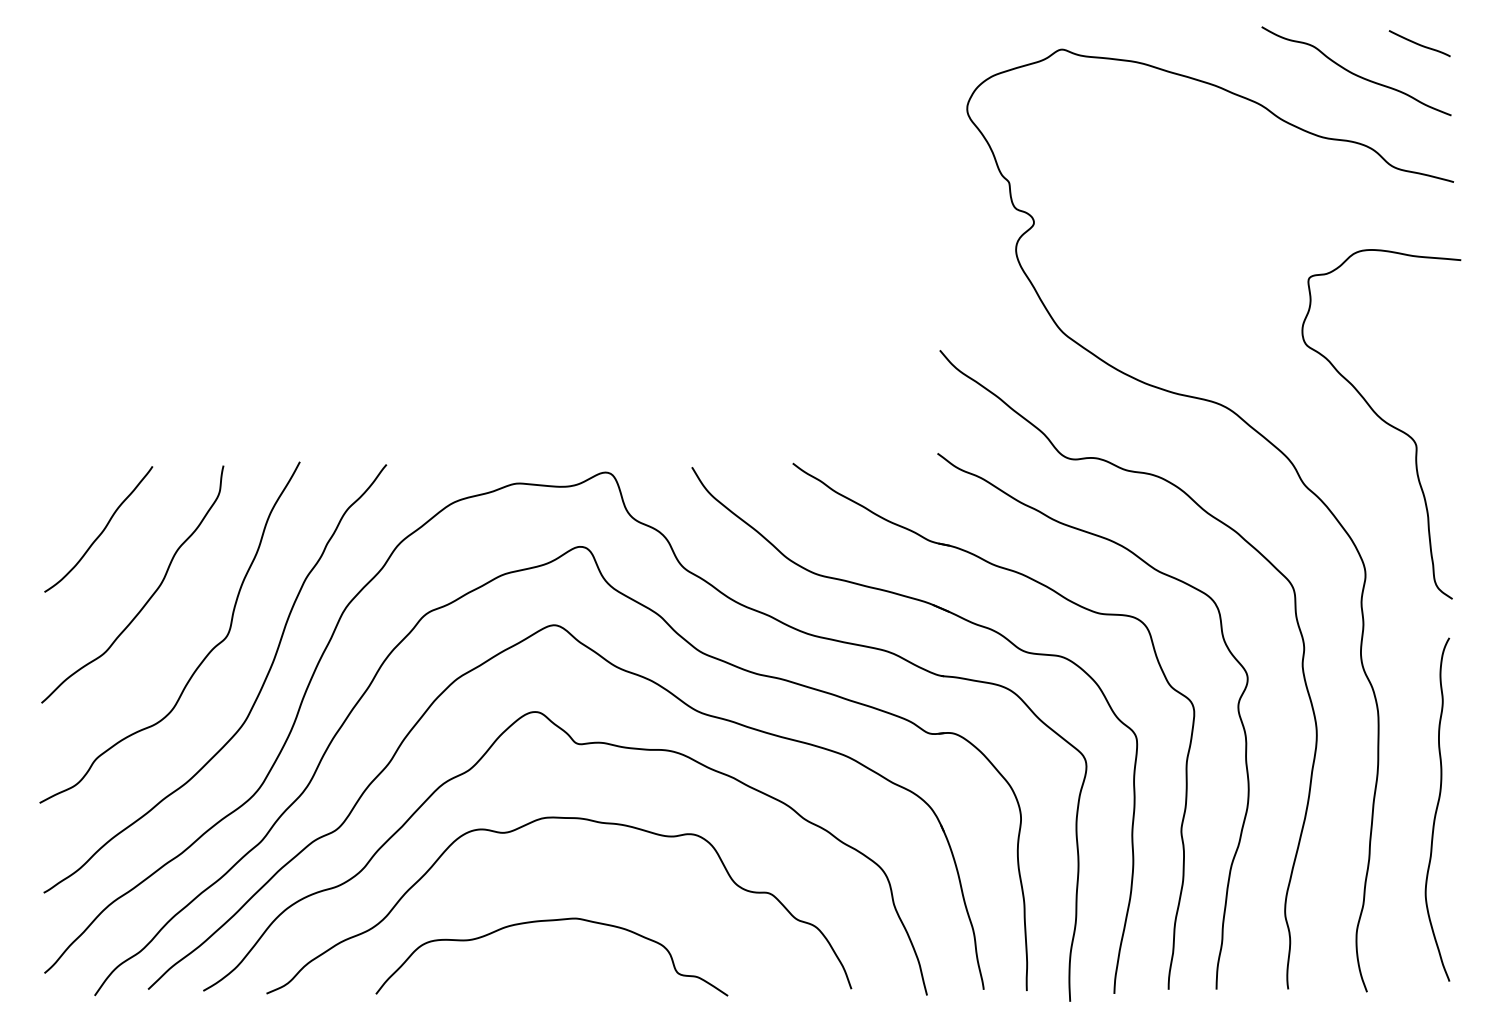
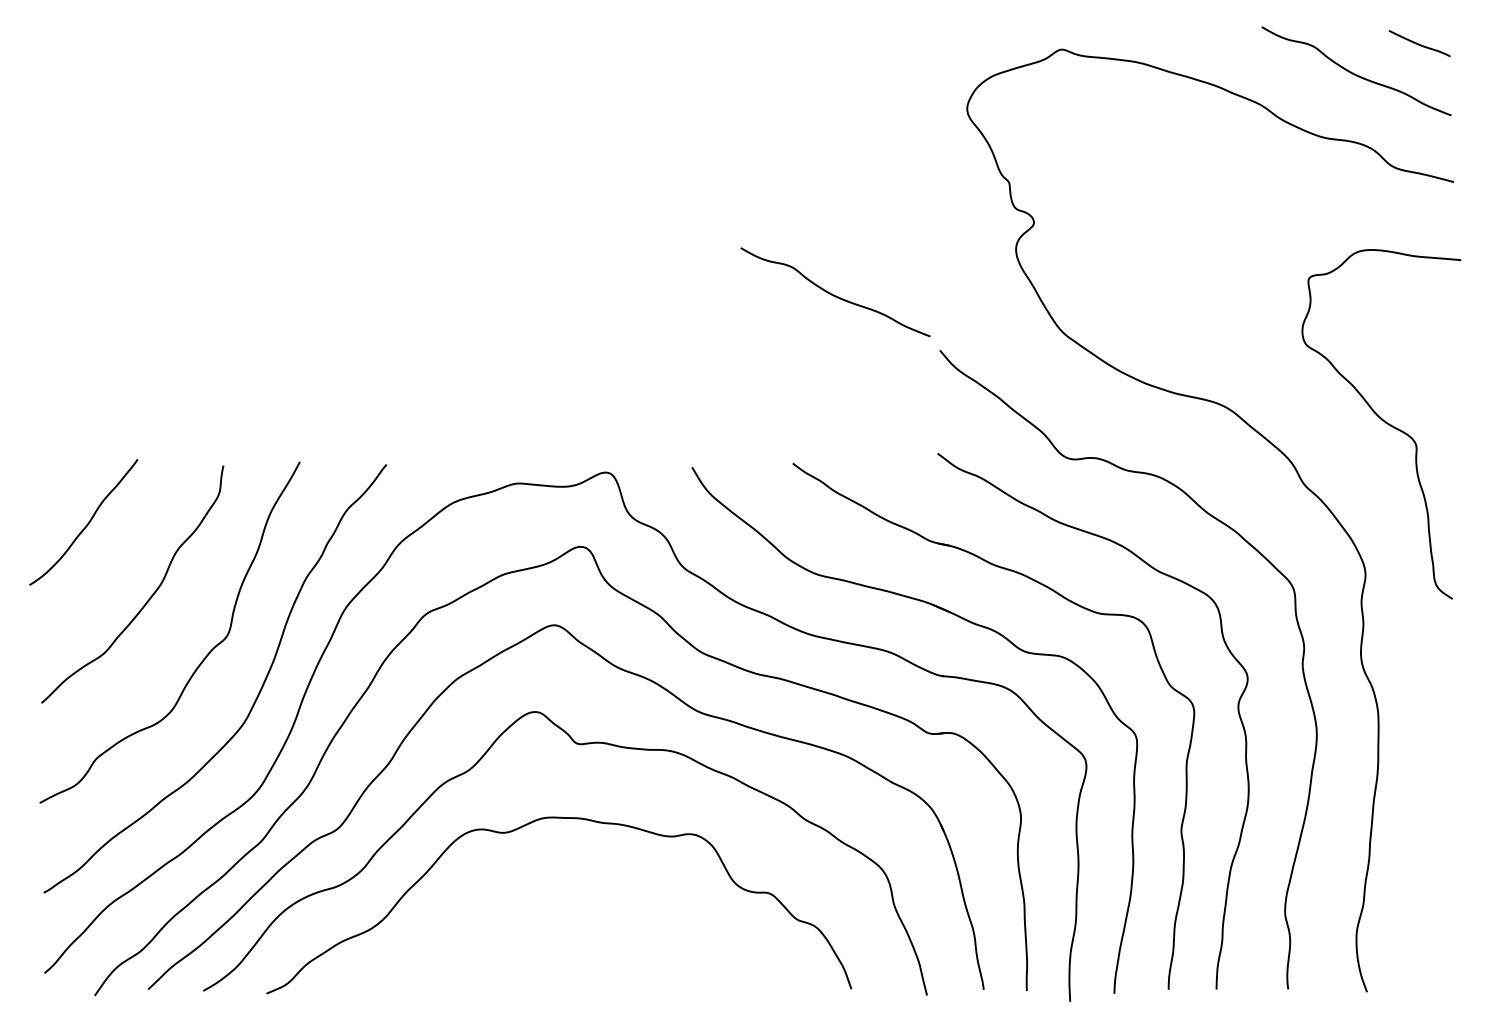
curve: none -> present (834, 294)
curve position: (101, 531) -> (86, 524) (86, 524)
curve: present -> none (1437, 809)
curve: present -> none (551, 921)
